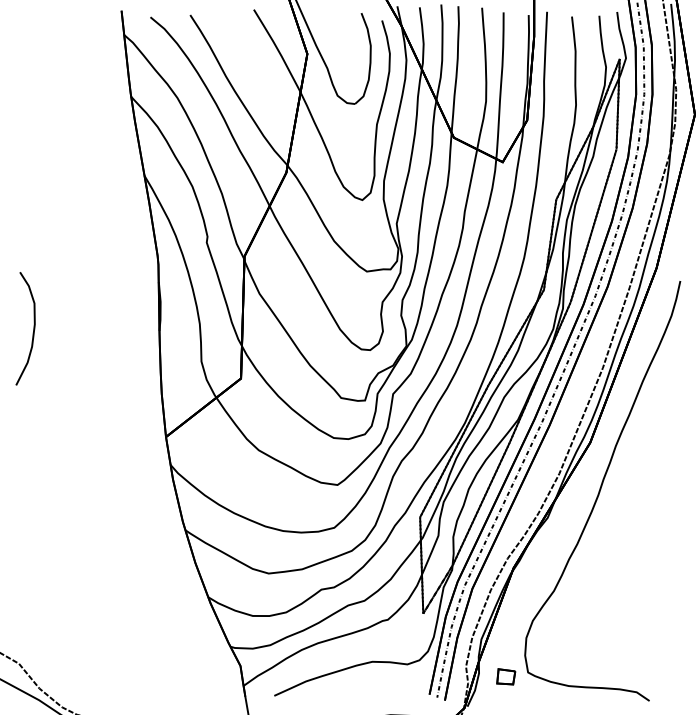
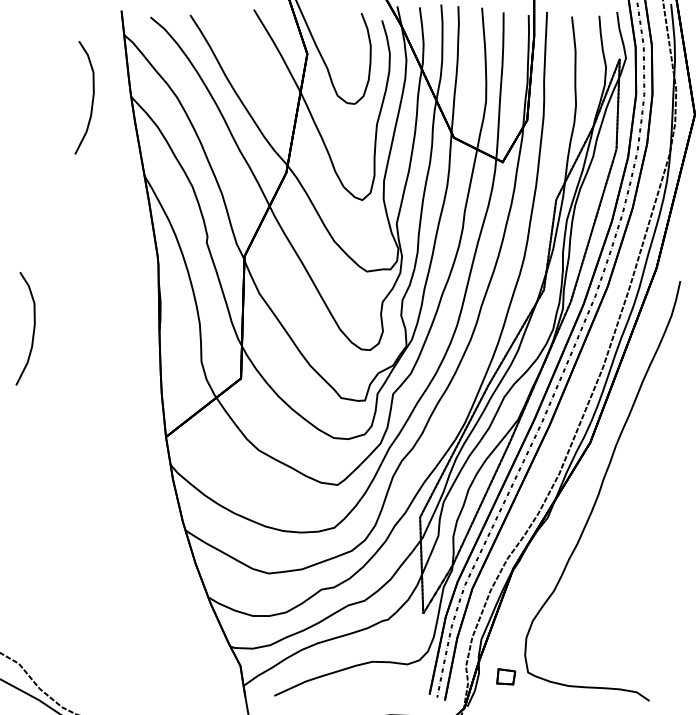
curve: none -> present (92, 97)
